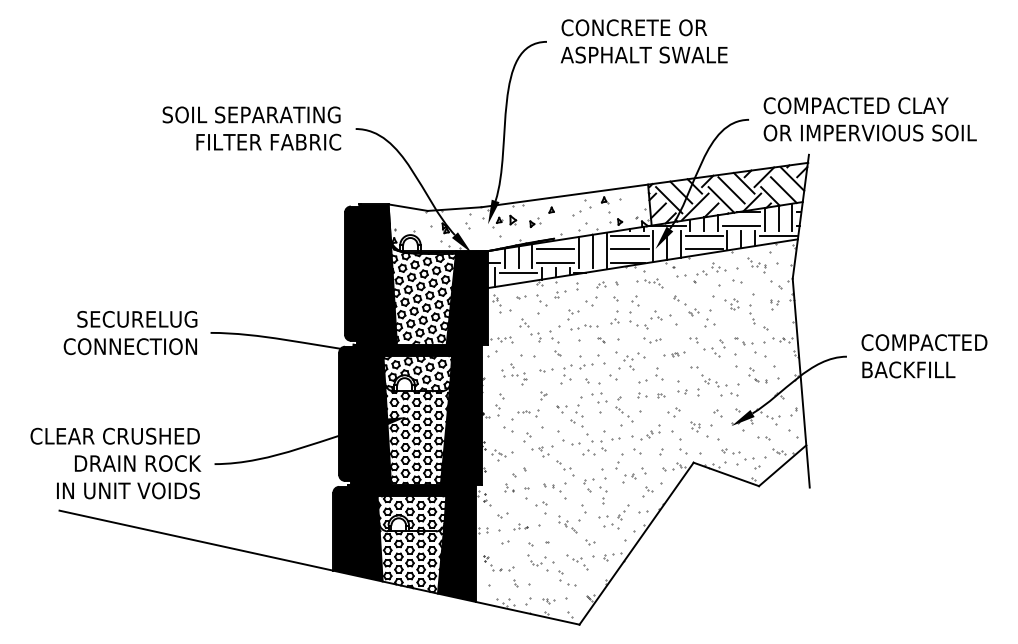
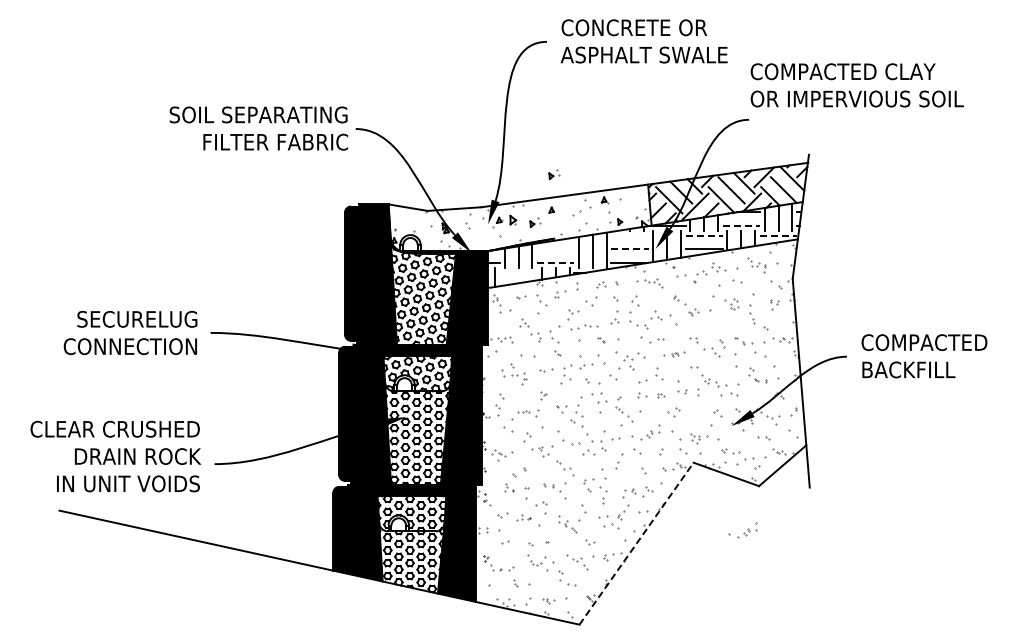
text position: (869, 119) -> (856, 85) (856, 85)
text position: (251, 128) -> (258, 128) (258, 128)
part: none -> present (554, 174)
line: solid -> dashed (741, 226)
line: present -> none (629, 235)
line: solid -> dashed (704, 235)
line: solid -> dashed (778, 235)
line: present -> none (555, 249)
line: solid -> dashed (629, 249)
line: solid -> dashed (555, 263)
line: present -> none (518, 272)
part: present -> none (709, 322)
part size: 19x7 px -> 25x8 px (652, 339)
part position: (695, 426) -> (695, 438) (695, 438)
text position: (115, 463) -> (115, 456) (115, 456)
part position: (629, 478) -> (629, 493) (629, 493)
part position: (520, 526) -> (523, 517) (523, 517)
part: none -> present (742, 530)
line: solid -> dashed (636, 543)
